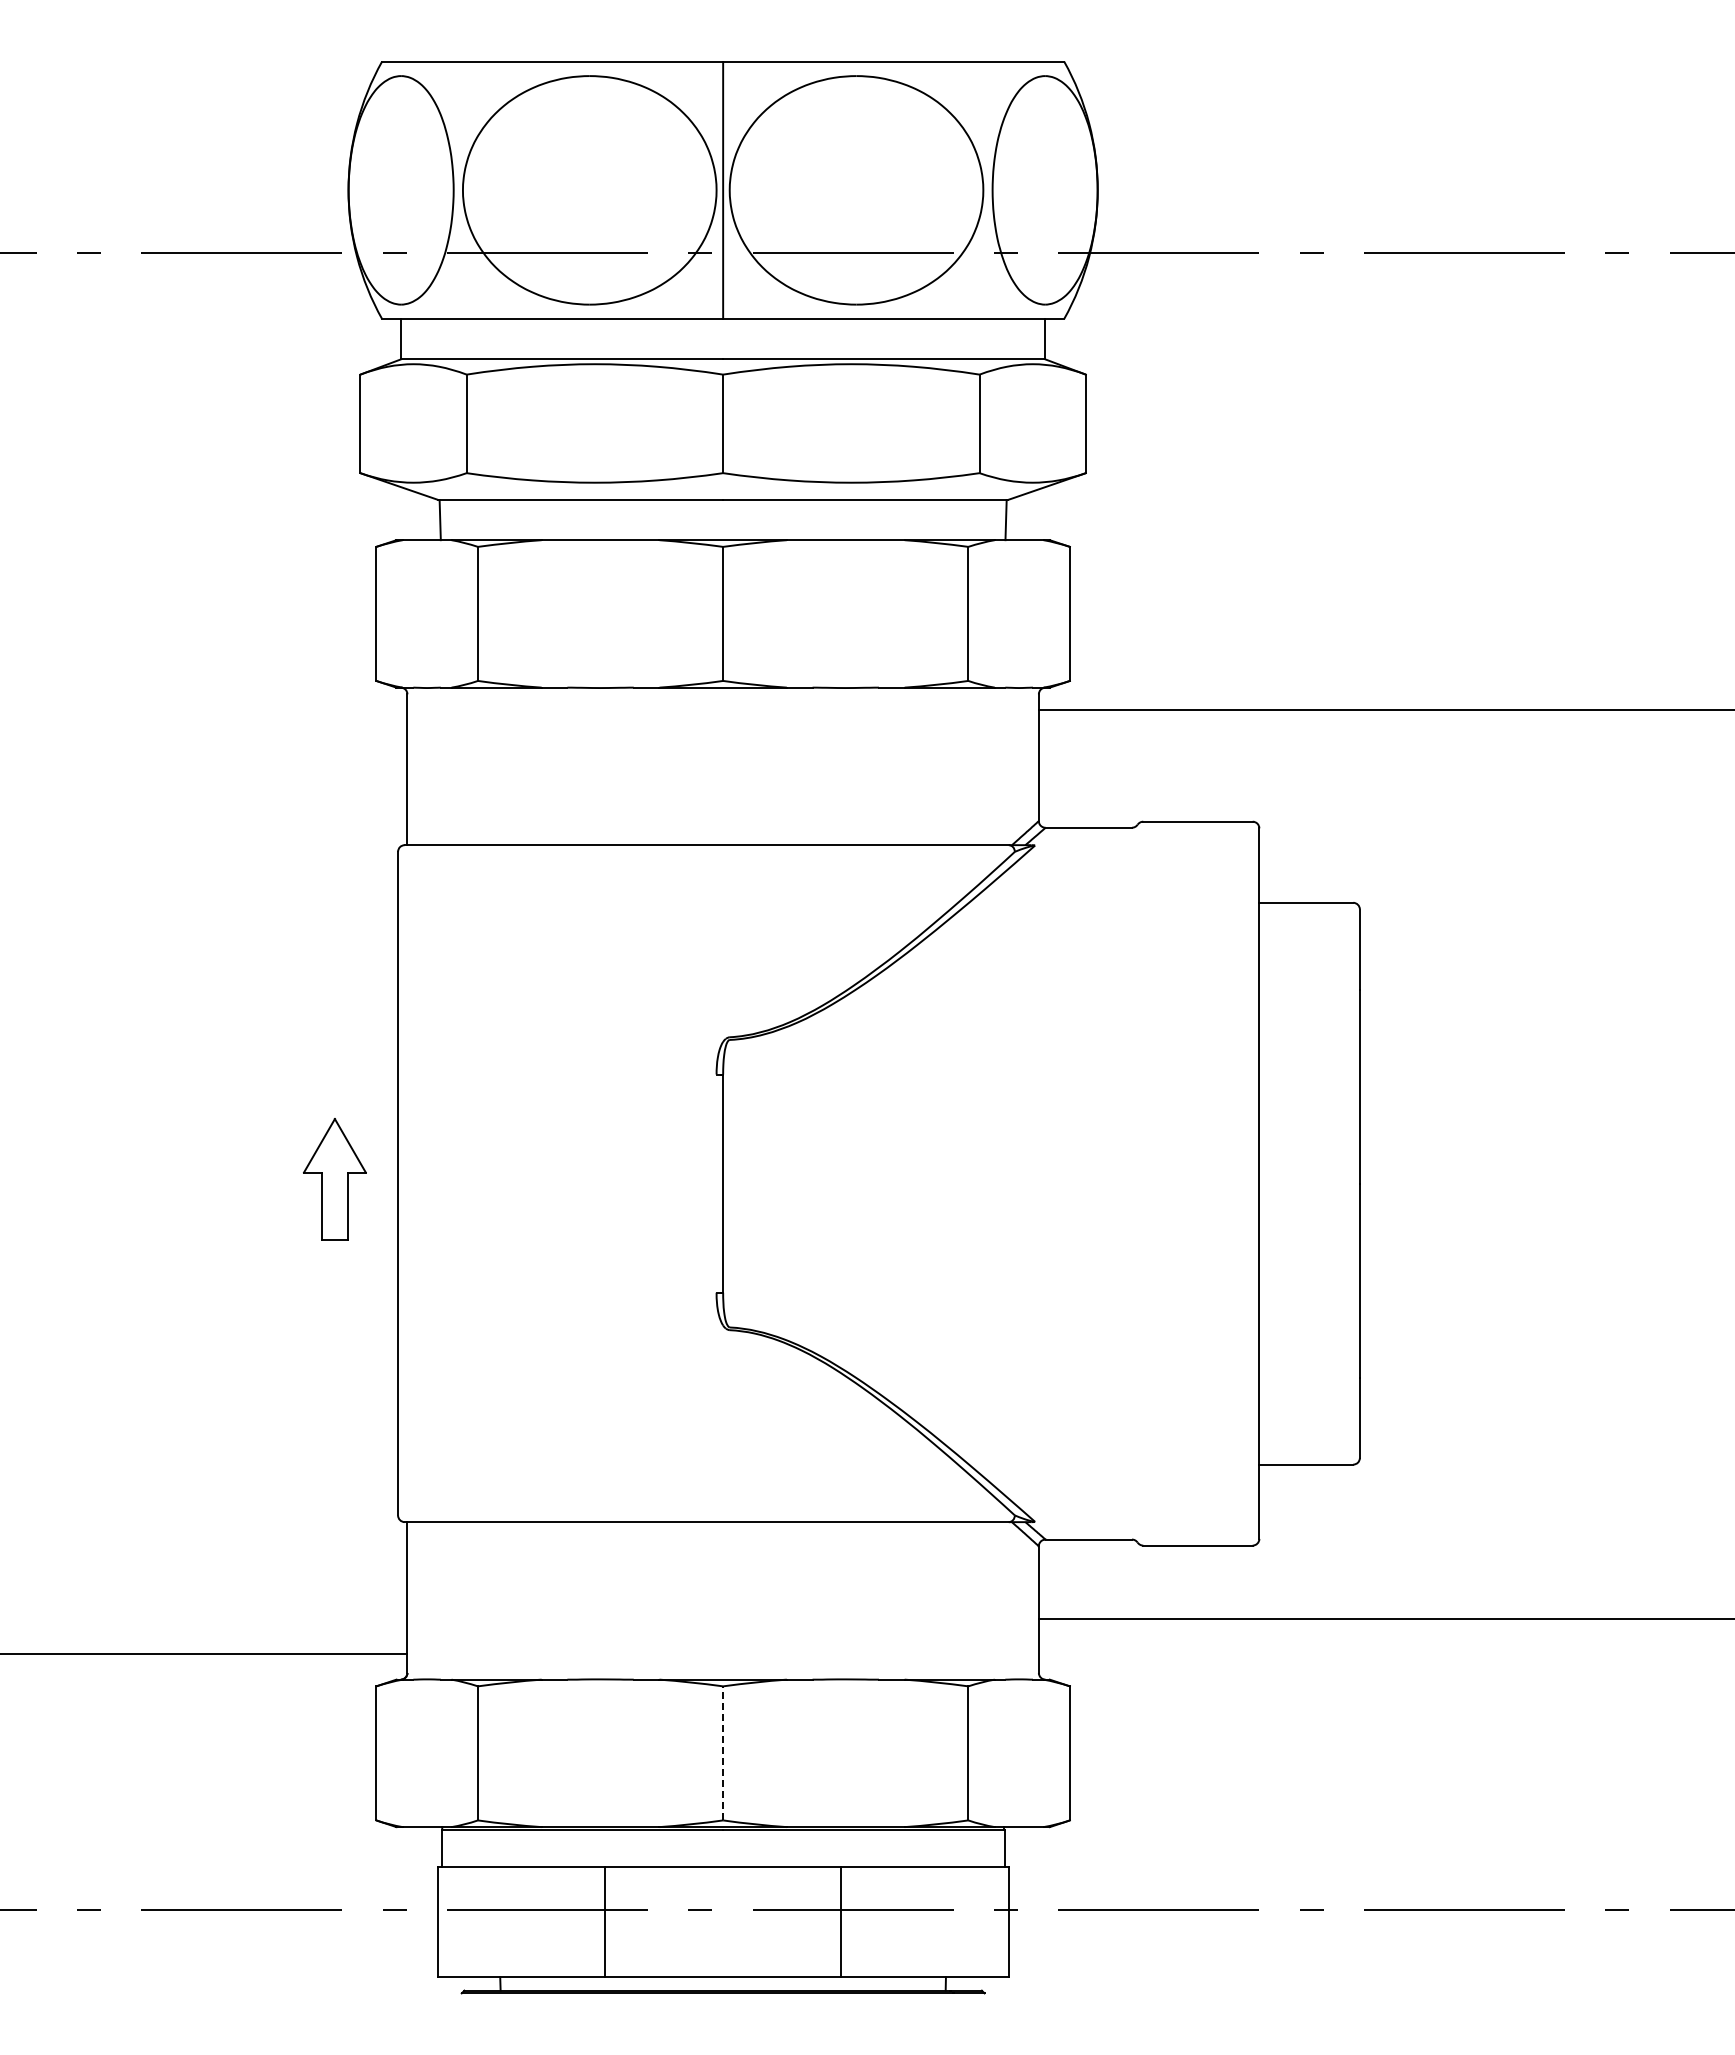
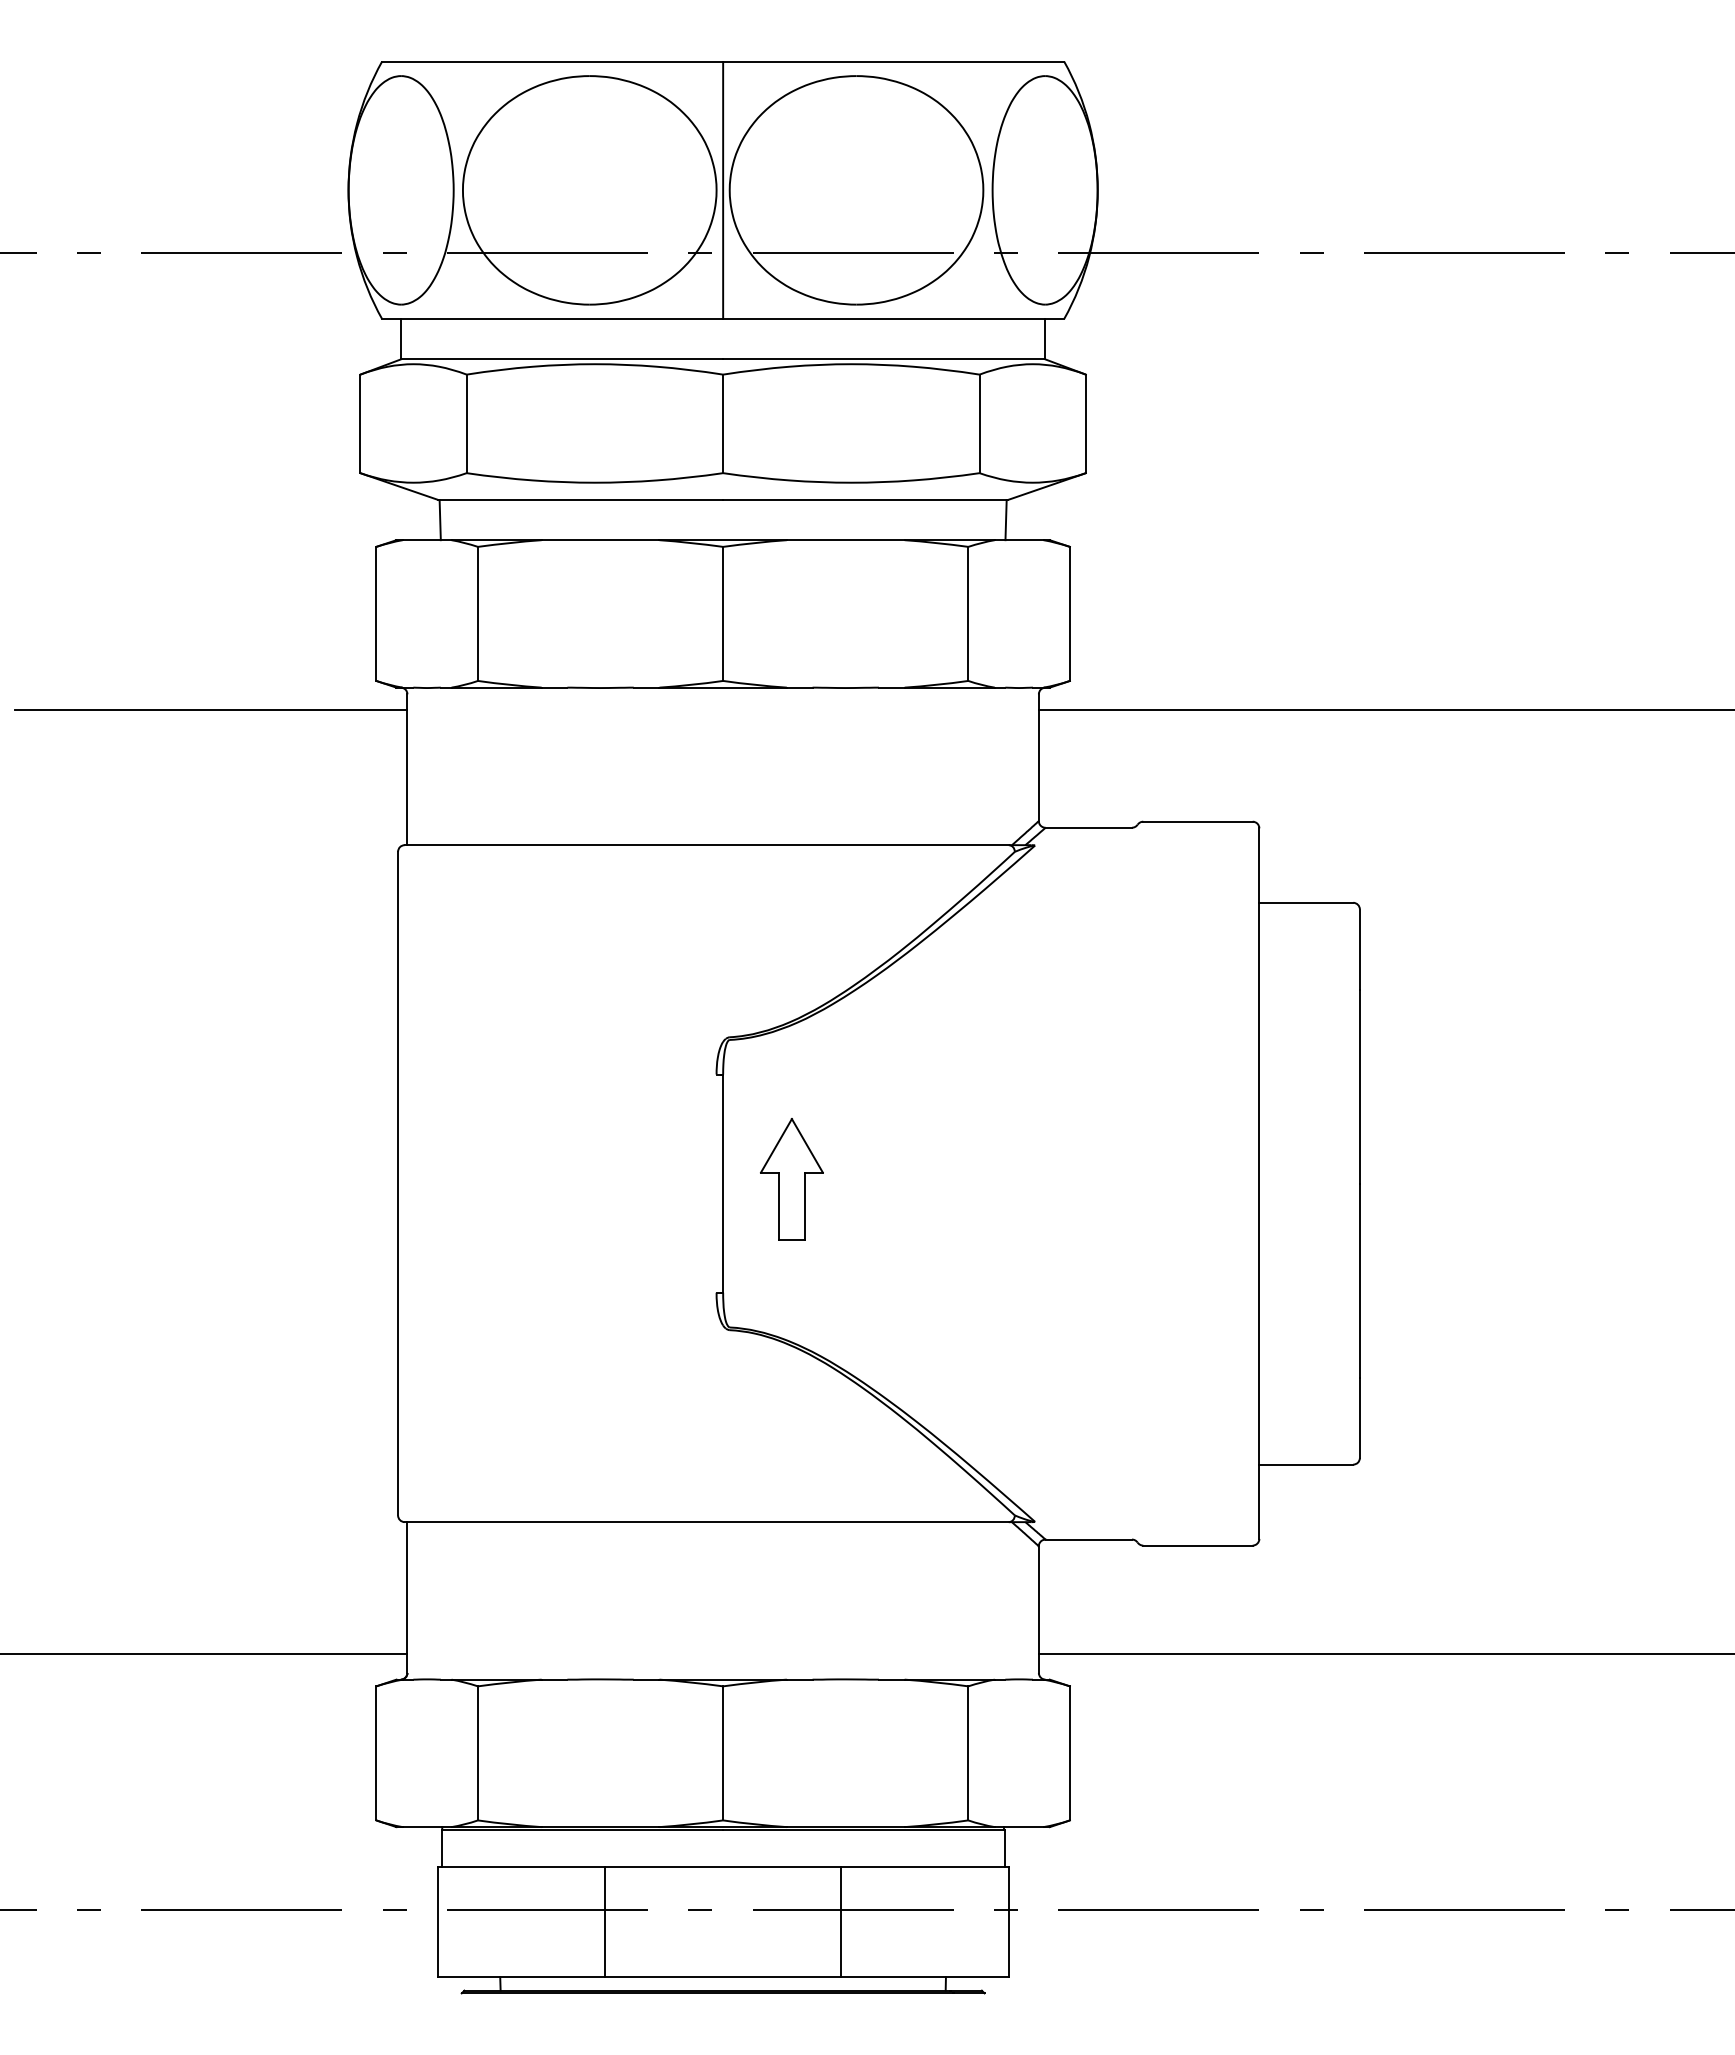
line: none -> present (211, 709)
part position: (334, 1179) -> (791, 1179) (791, 1179)
line position: (1384, 1619) -> (1384, 1654) (1384, 1654)
line: dashed -> solid (723, 1752)
